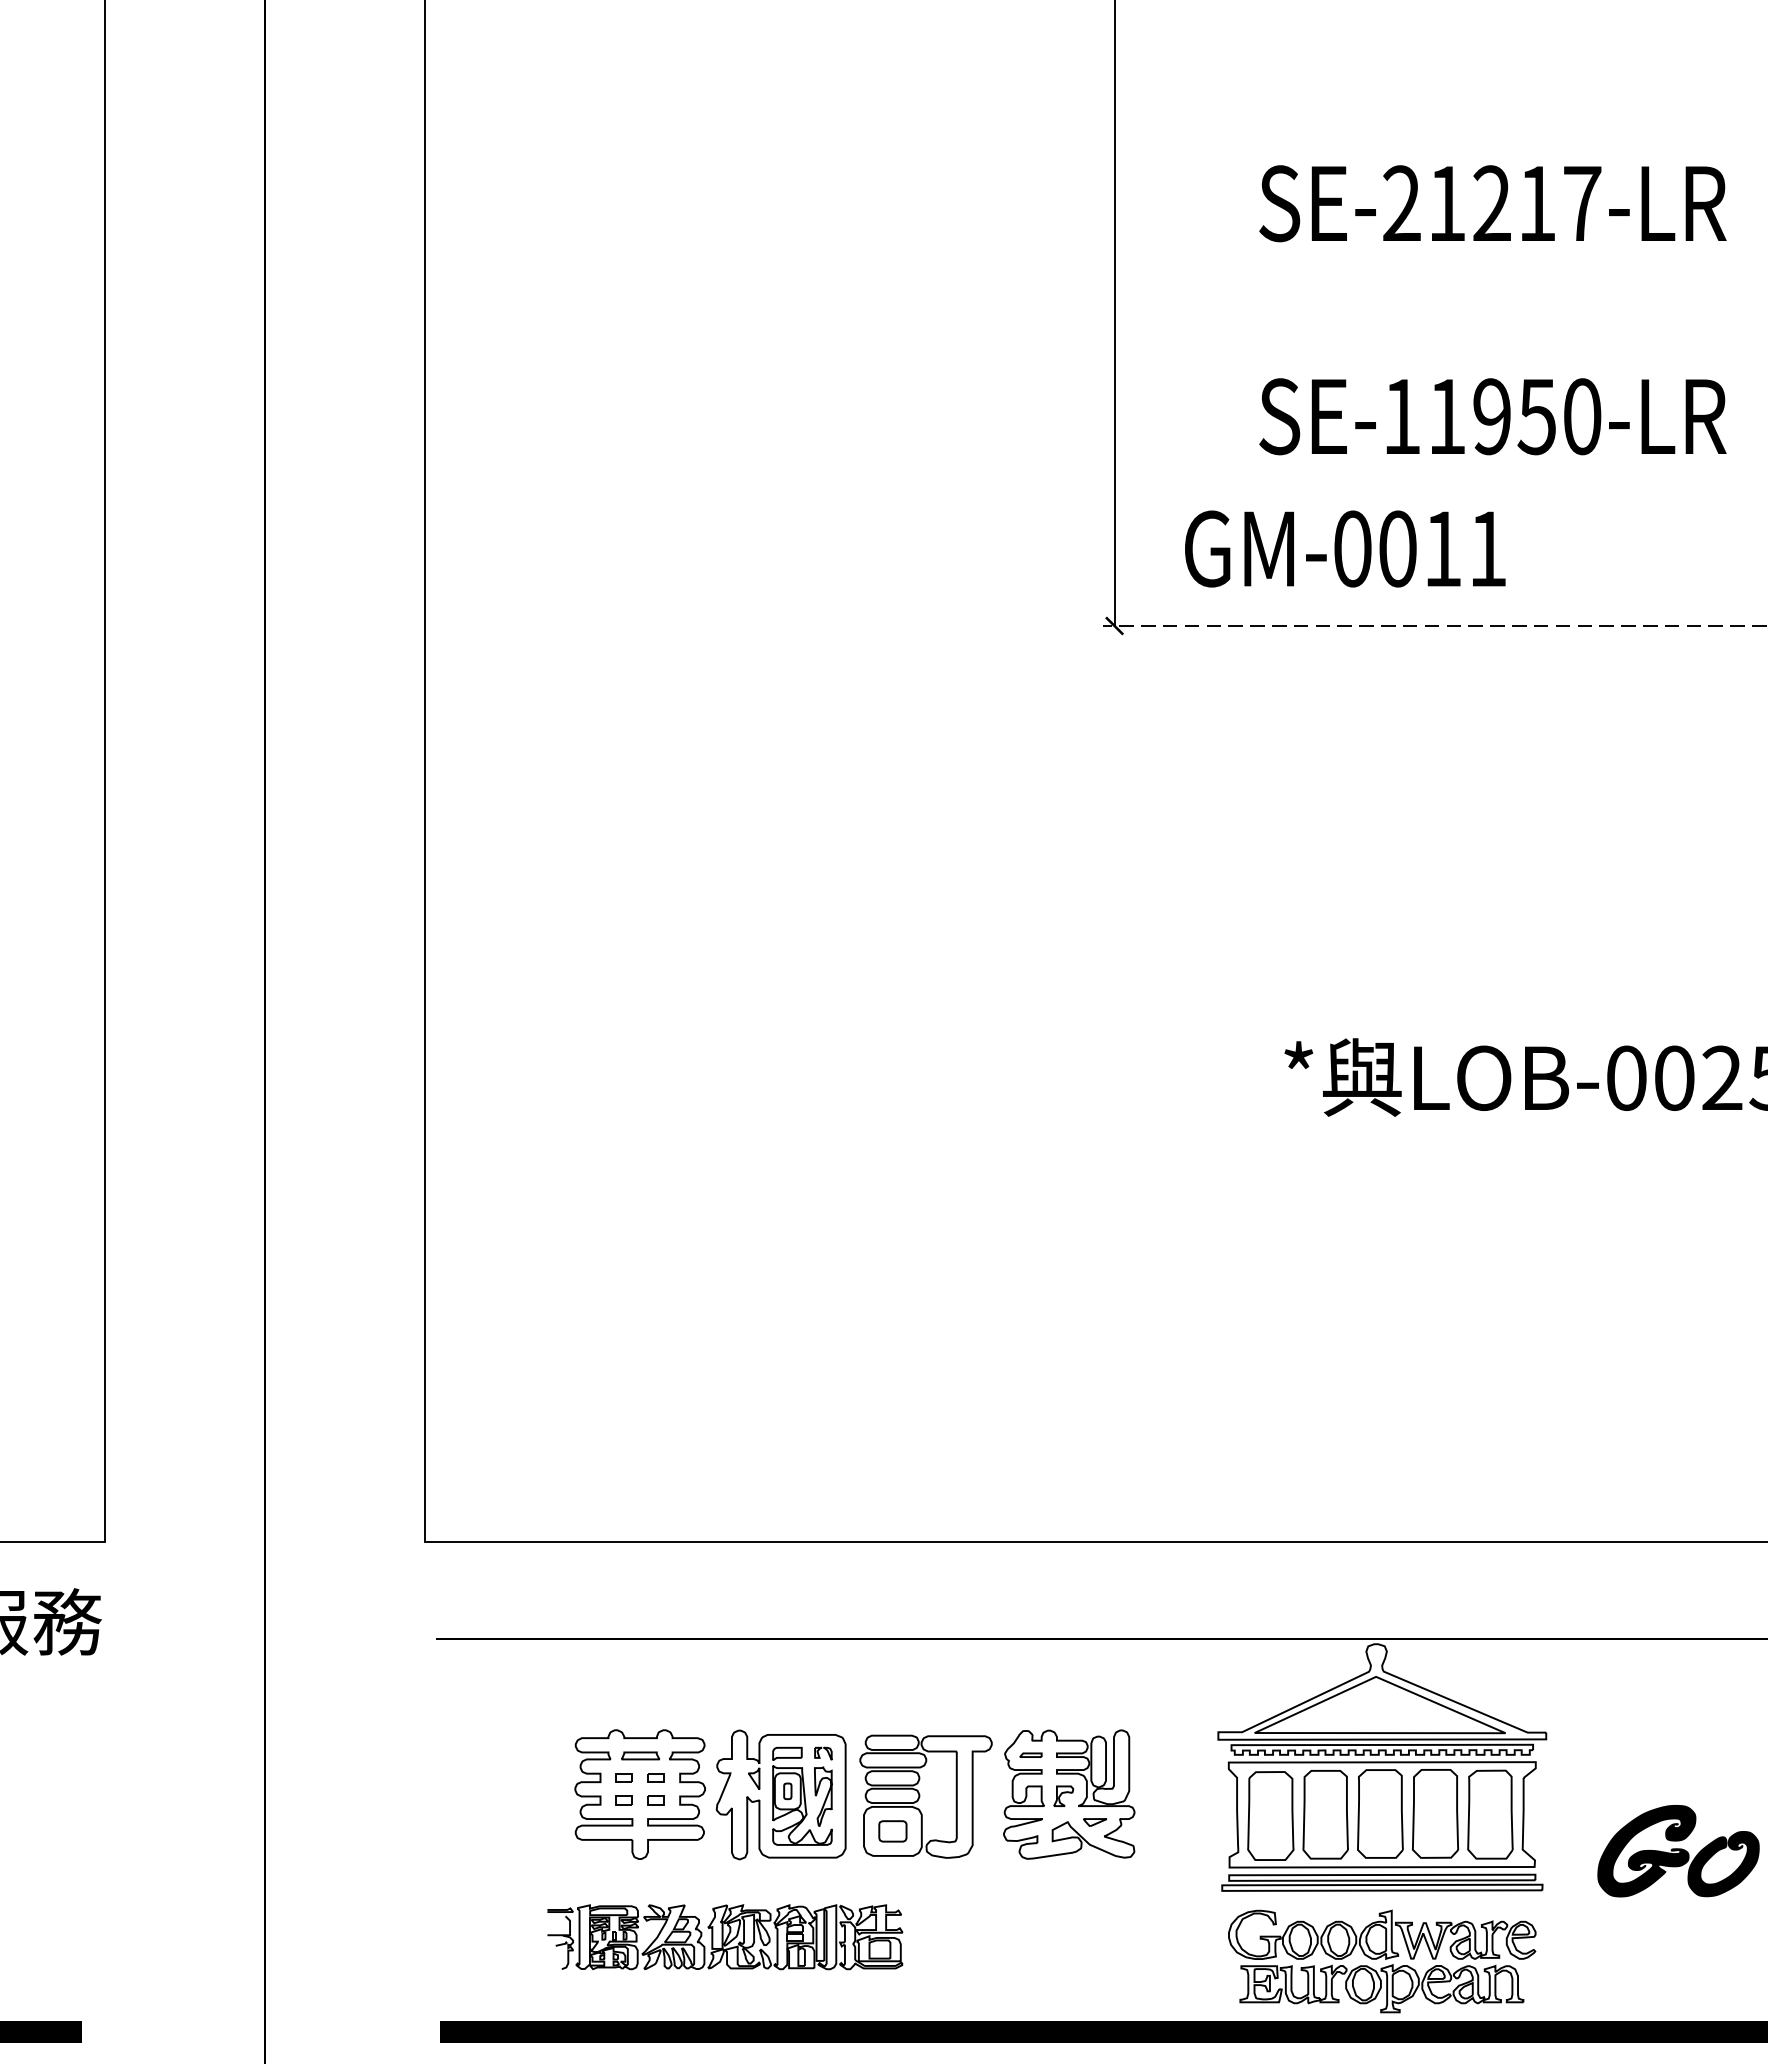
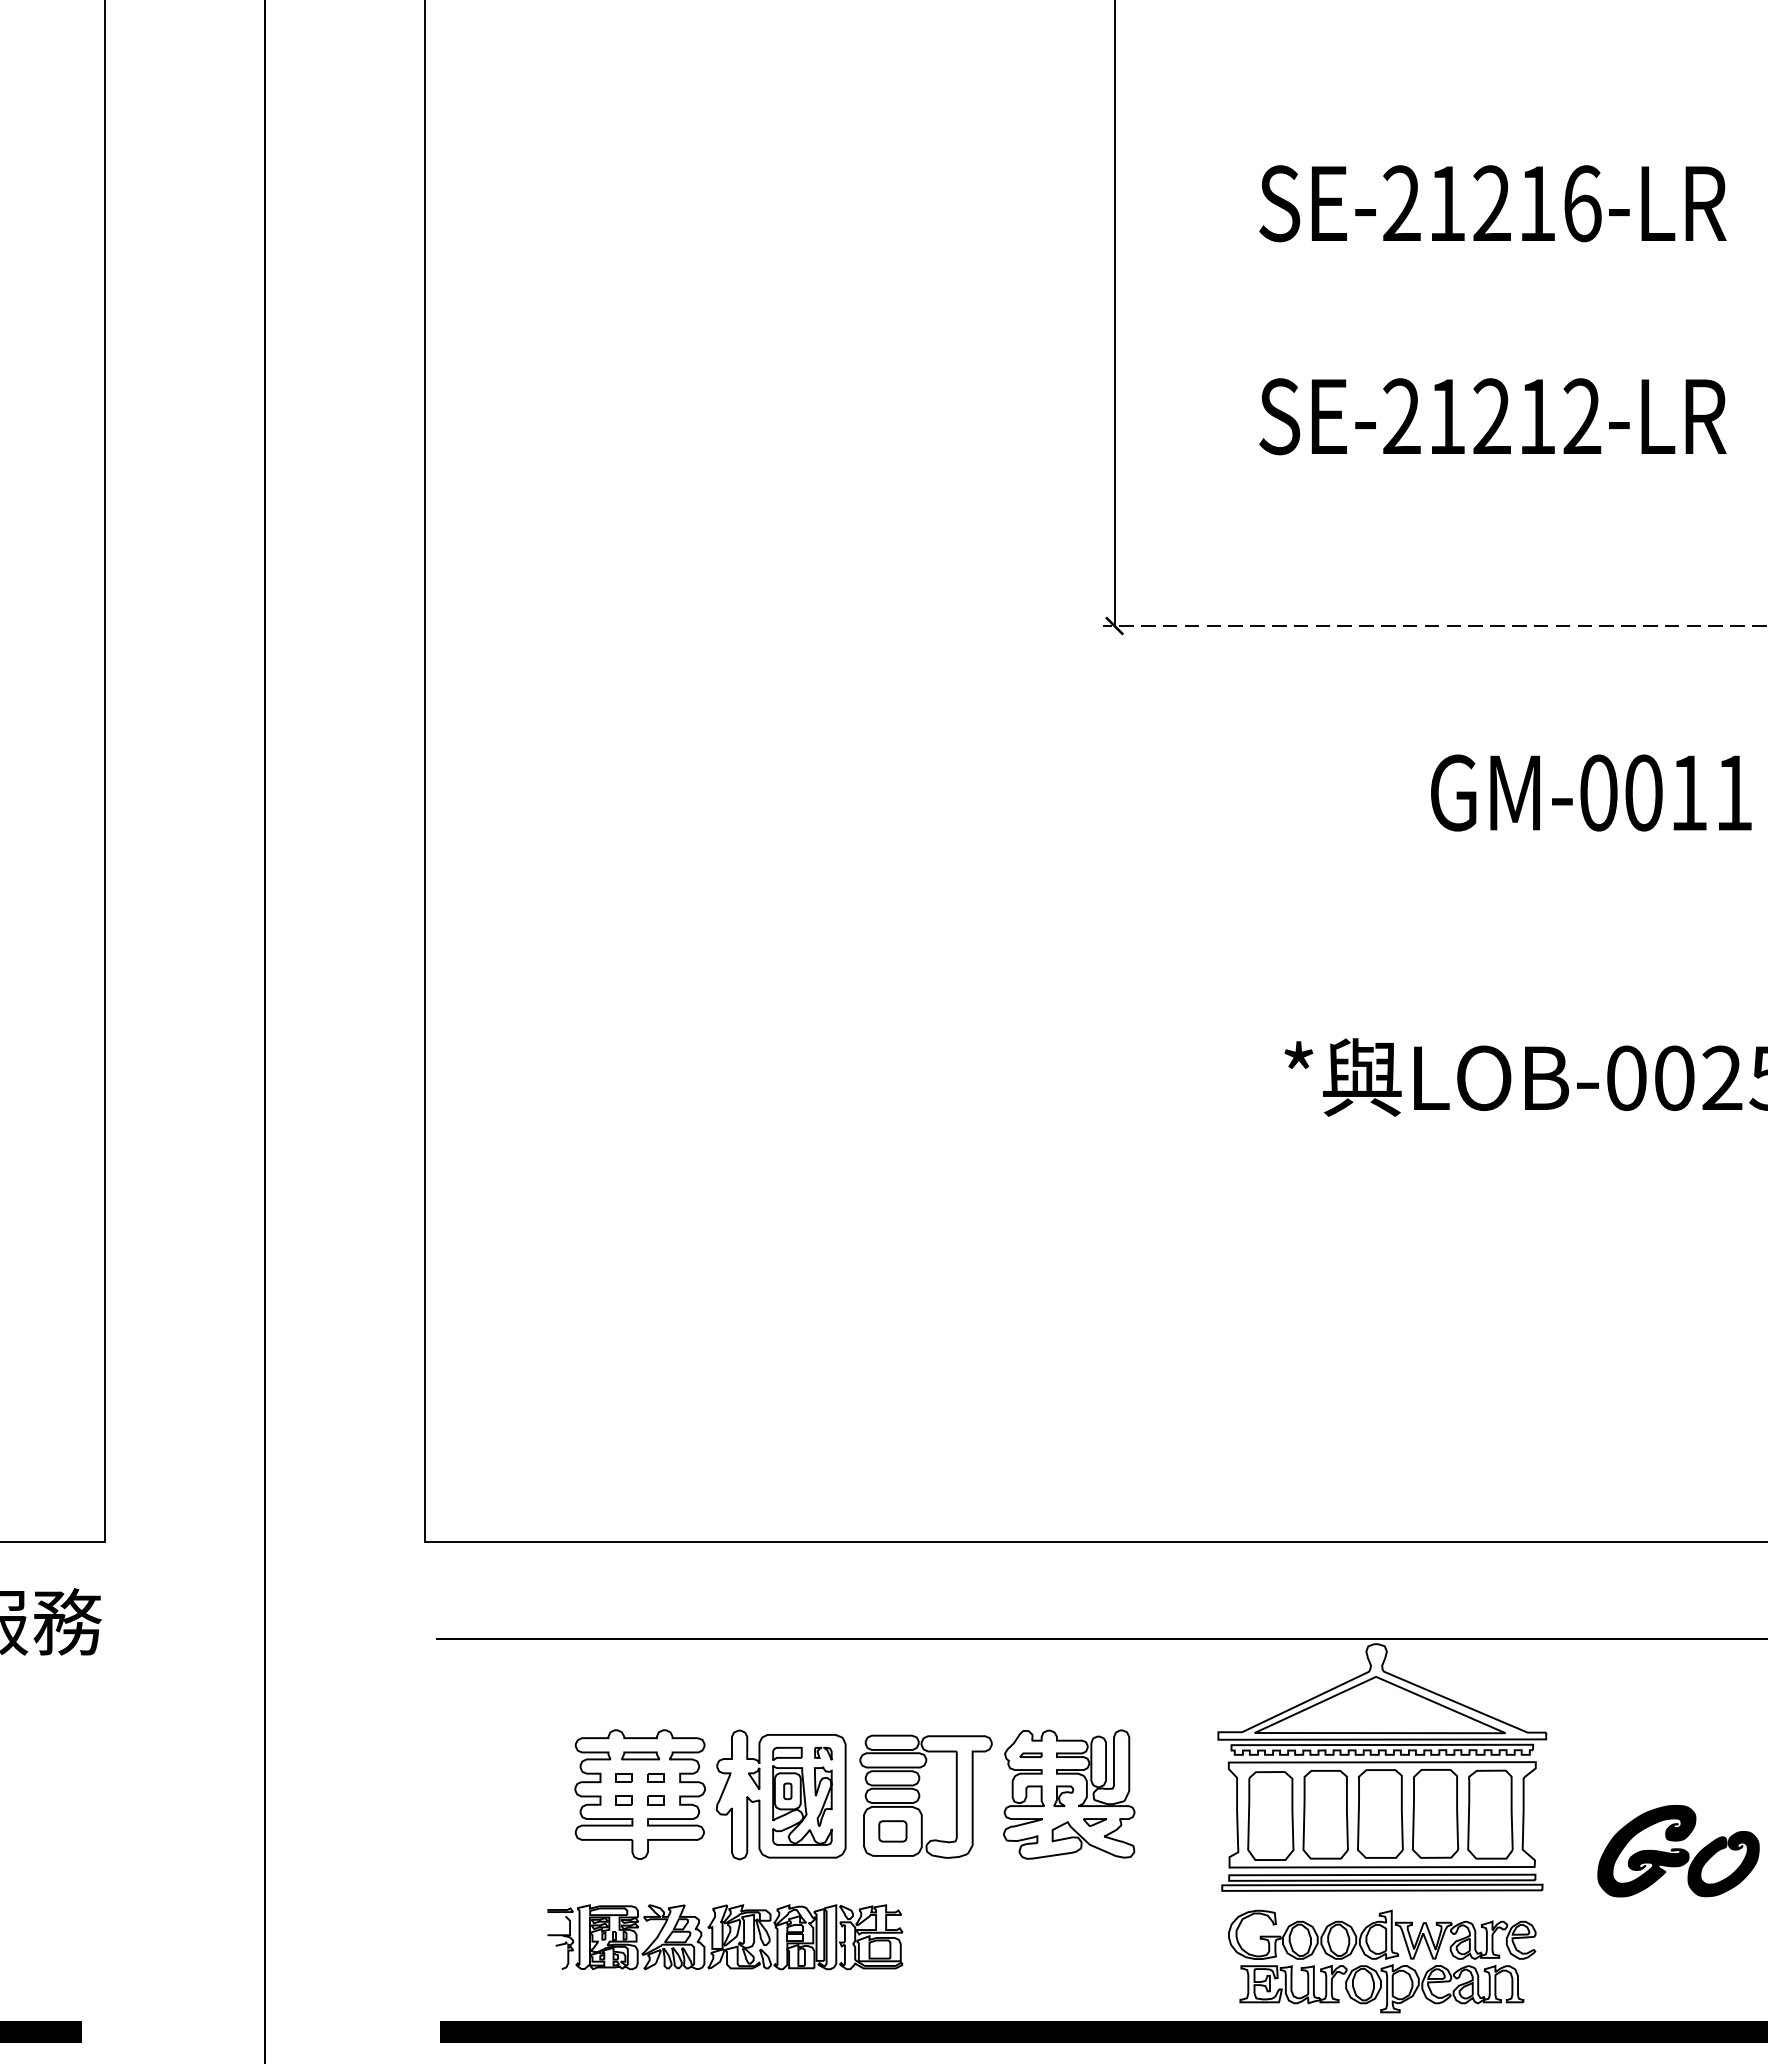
text: SE-21217-LR -> SE-21216-LR (1582, 203)
text: SE-11950-LR -> SE-21212-LR (1492, 416)
text position: (1345, 548) -> (1591, 792) (1591, 792)
